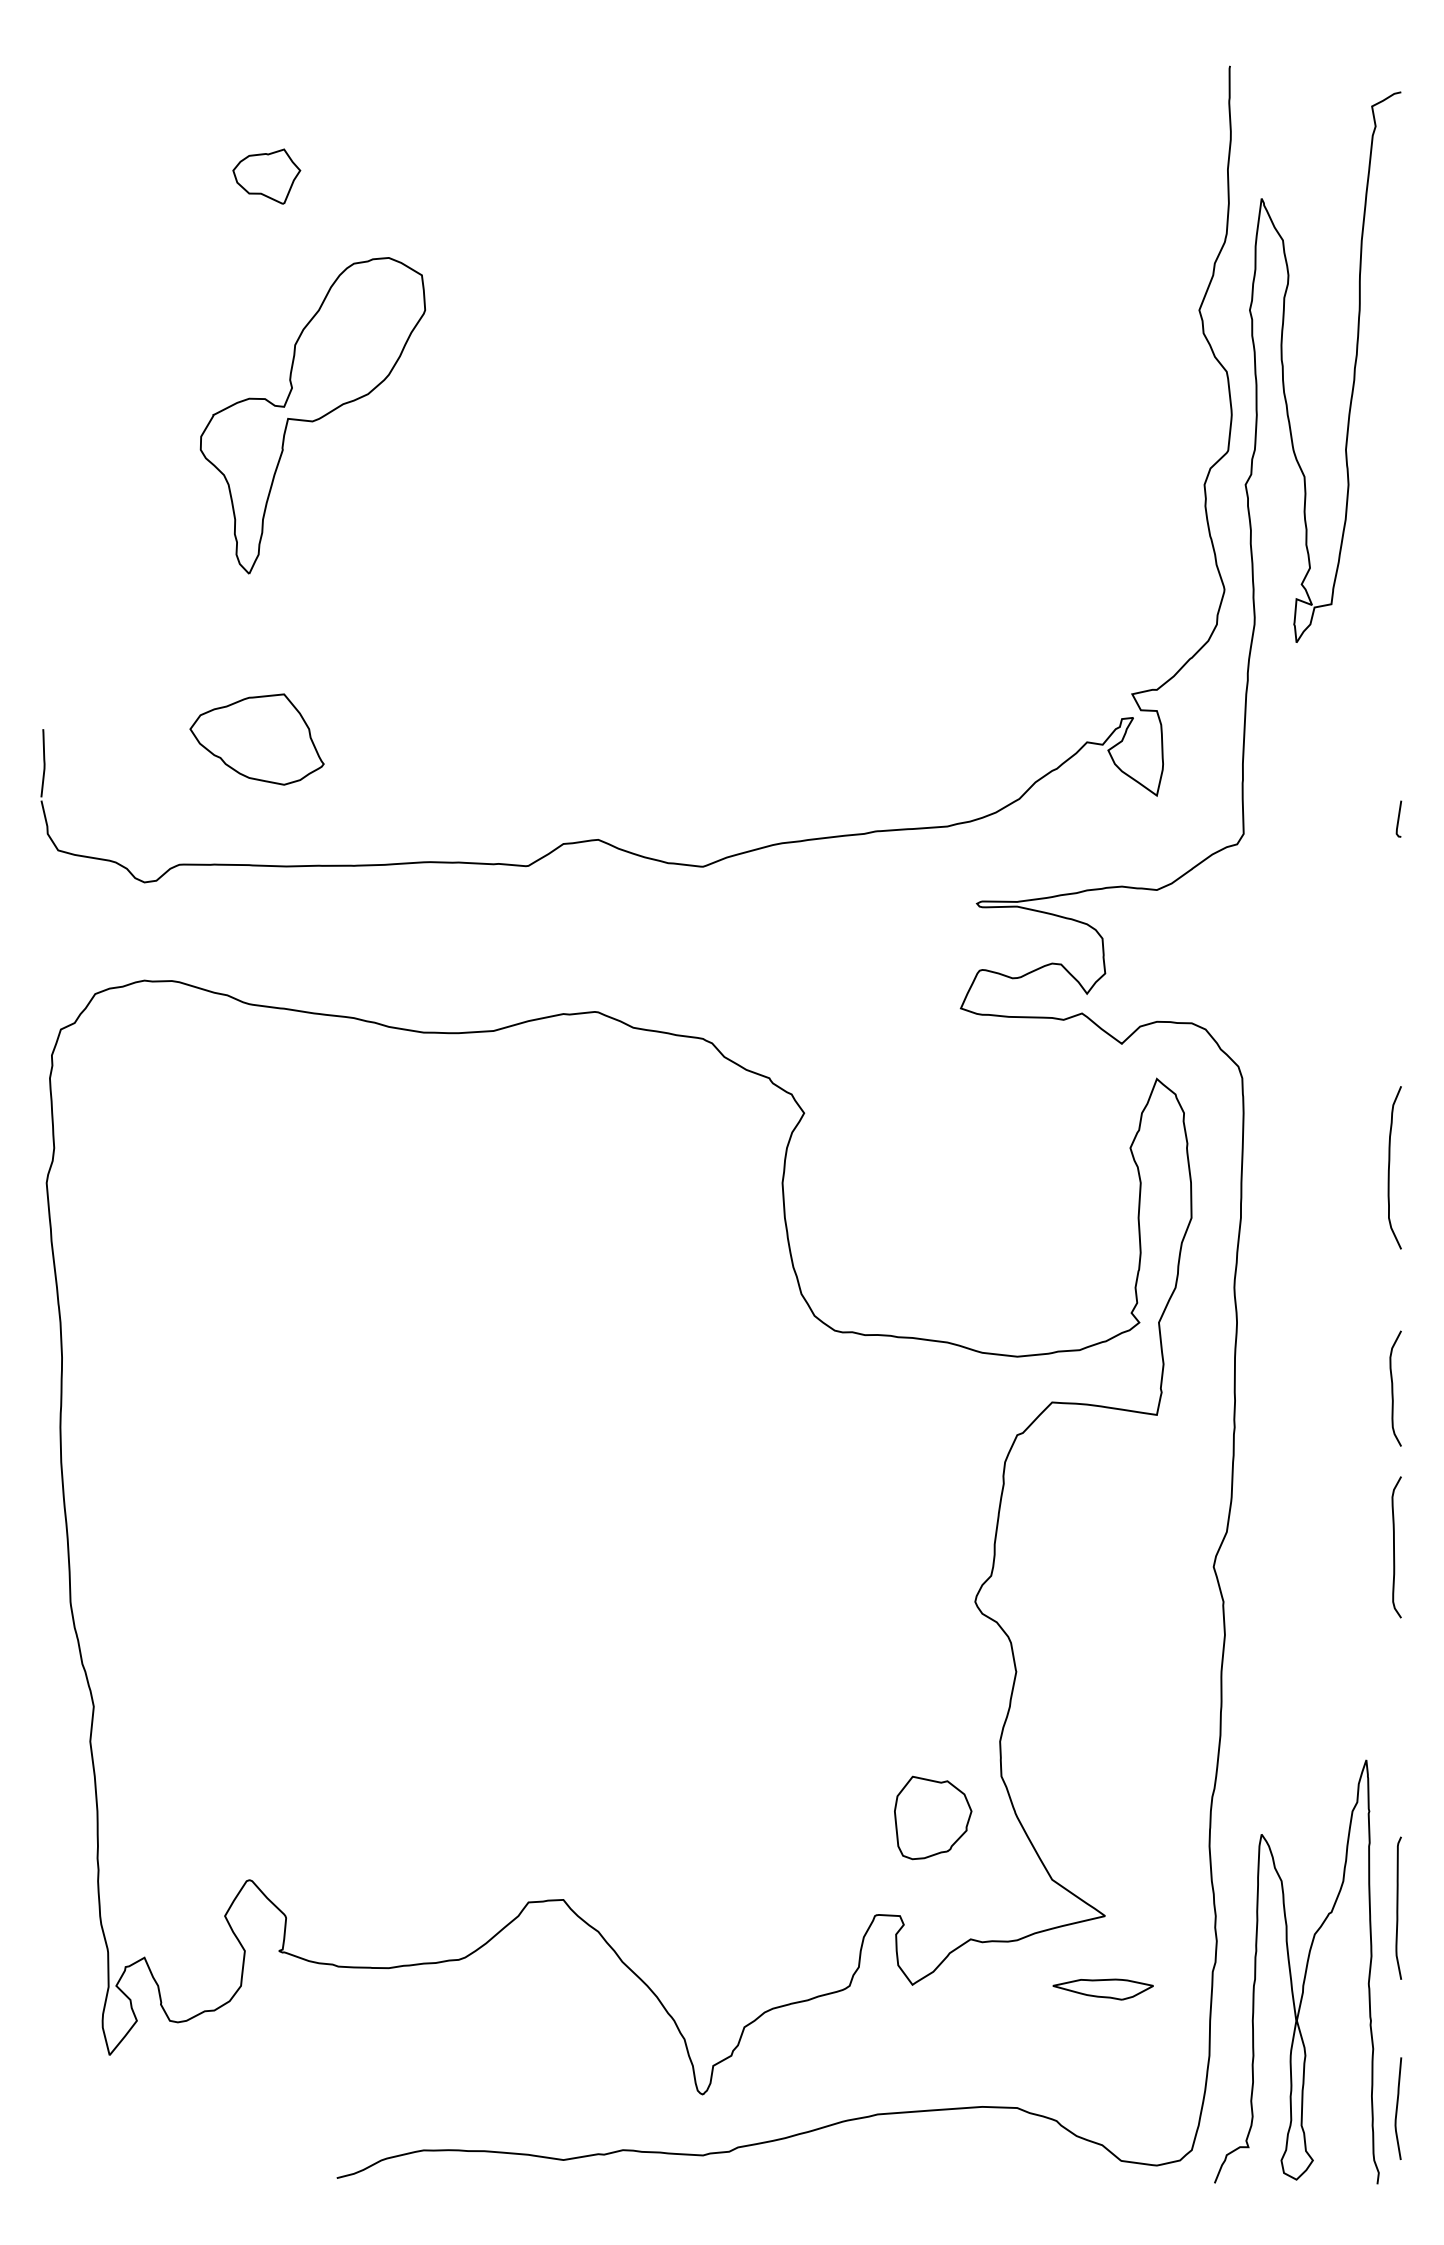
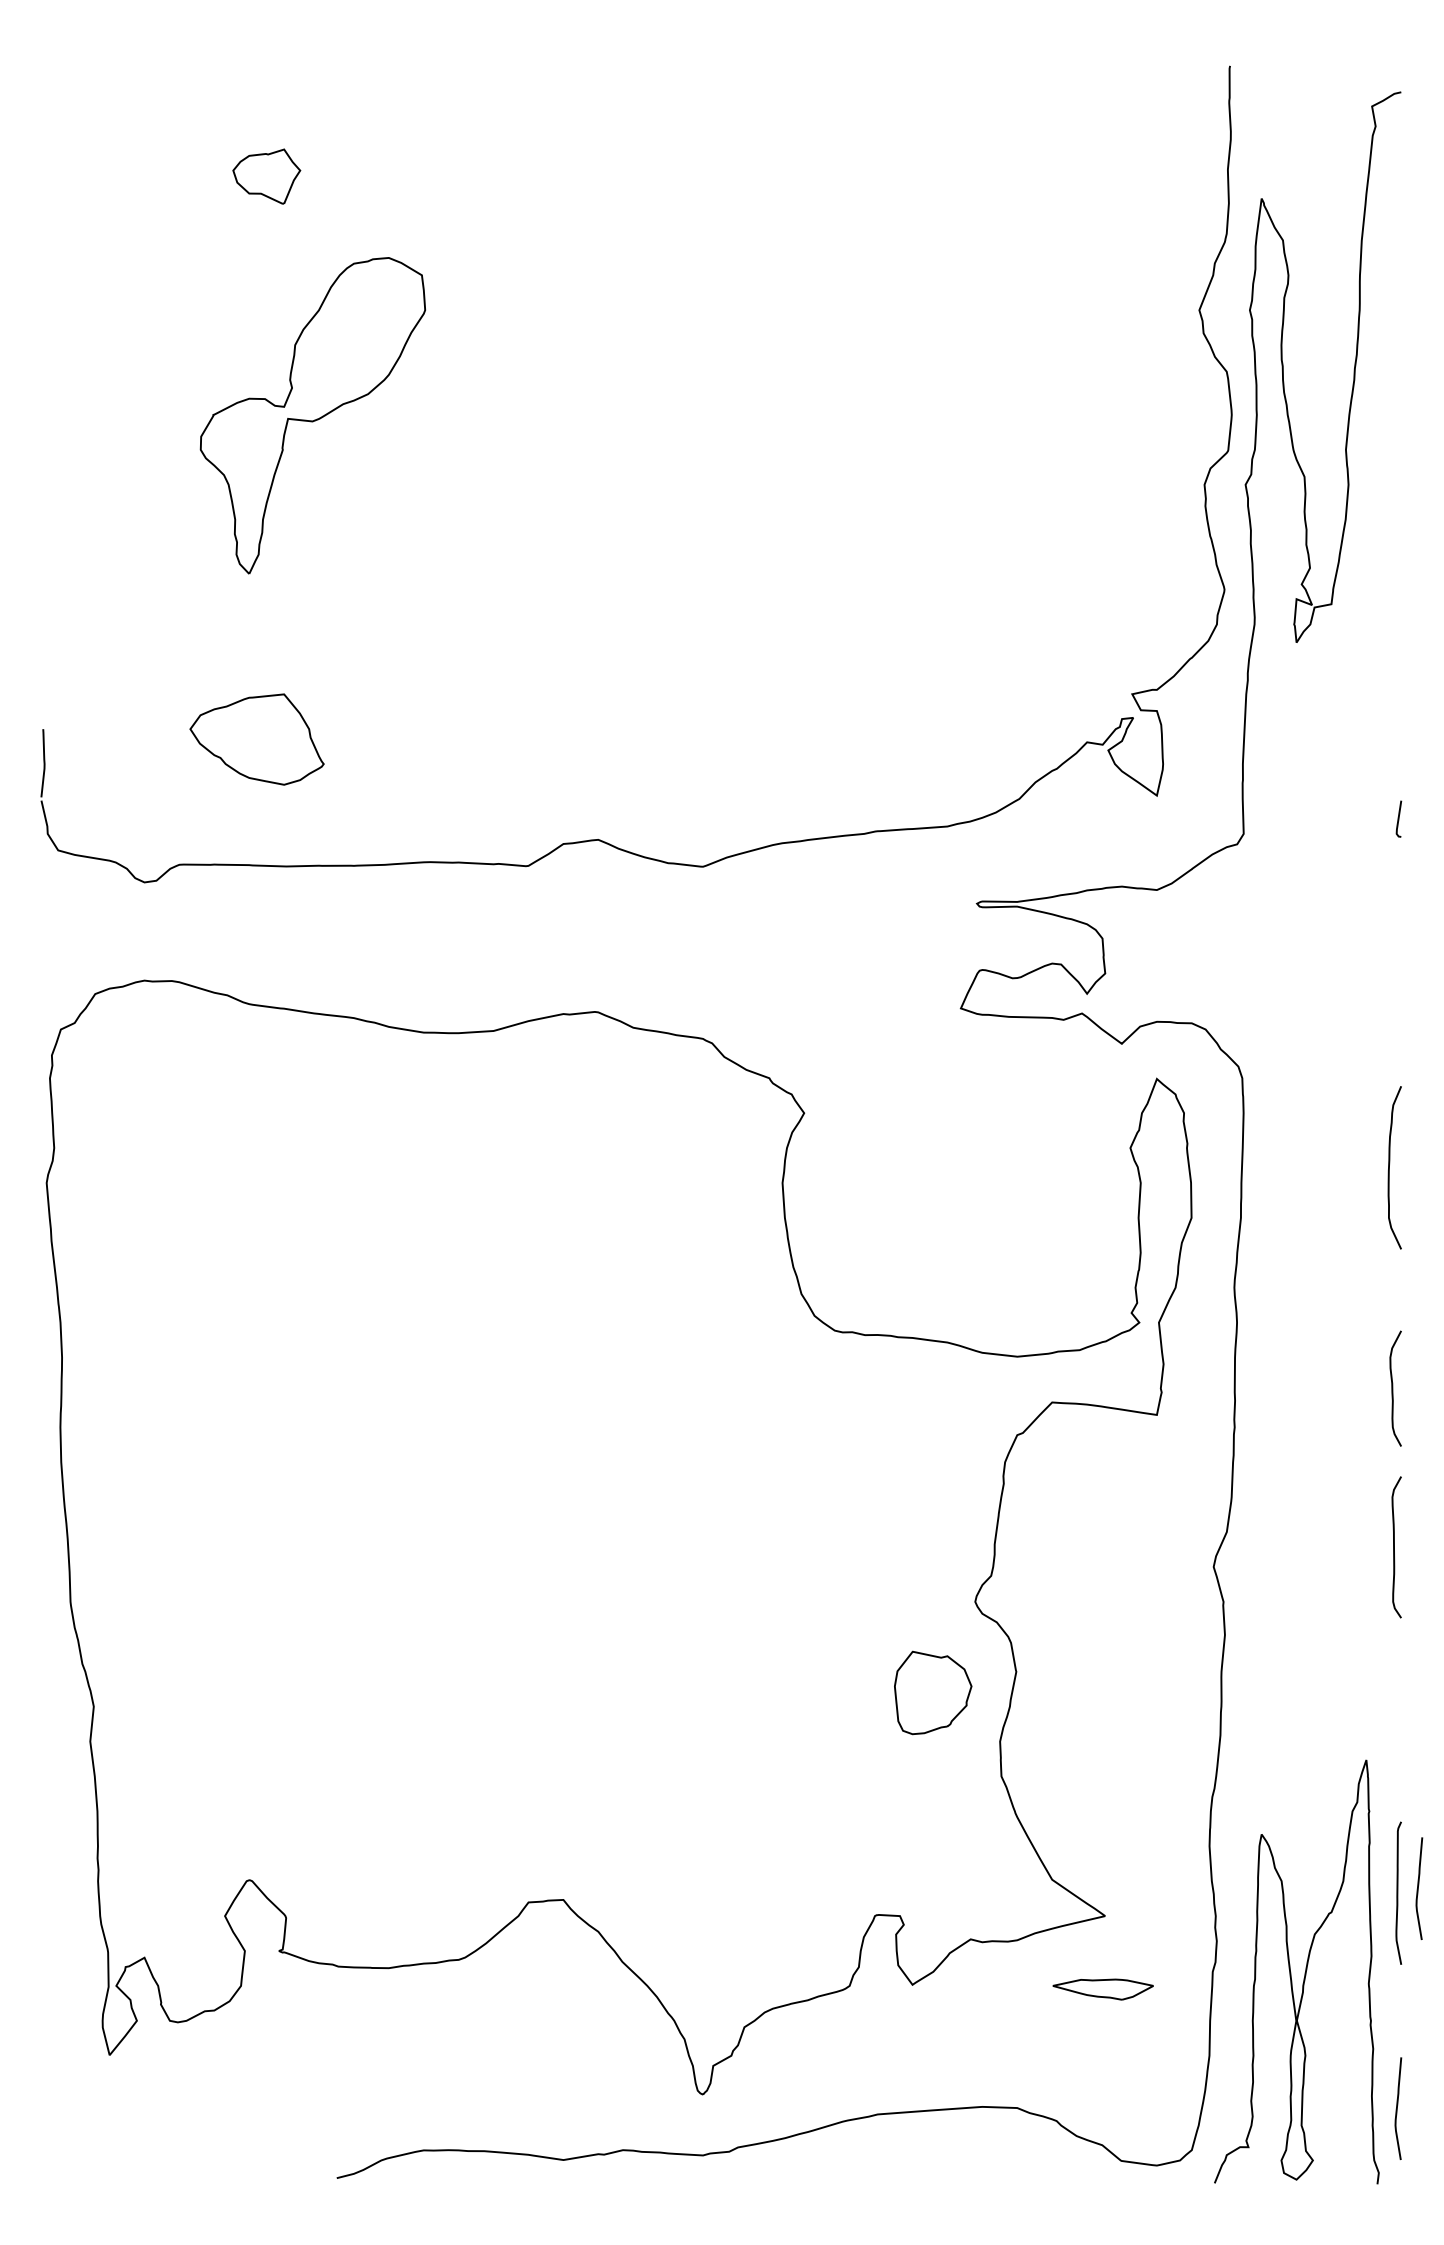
part position: (933, 1817) -> (933, 1692) (933, 1692)
curve: none -> present (1418, 1888)
curve position: (1398, 1907) -> (1398, 1892) (1398, 1892)
